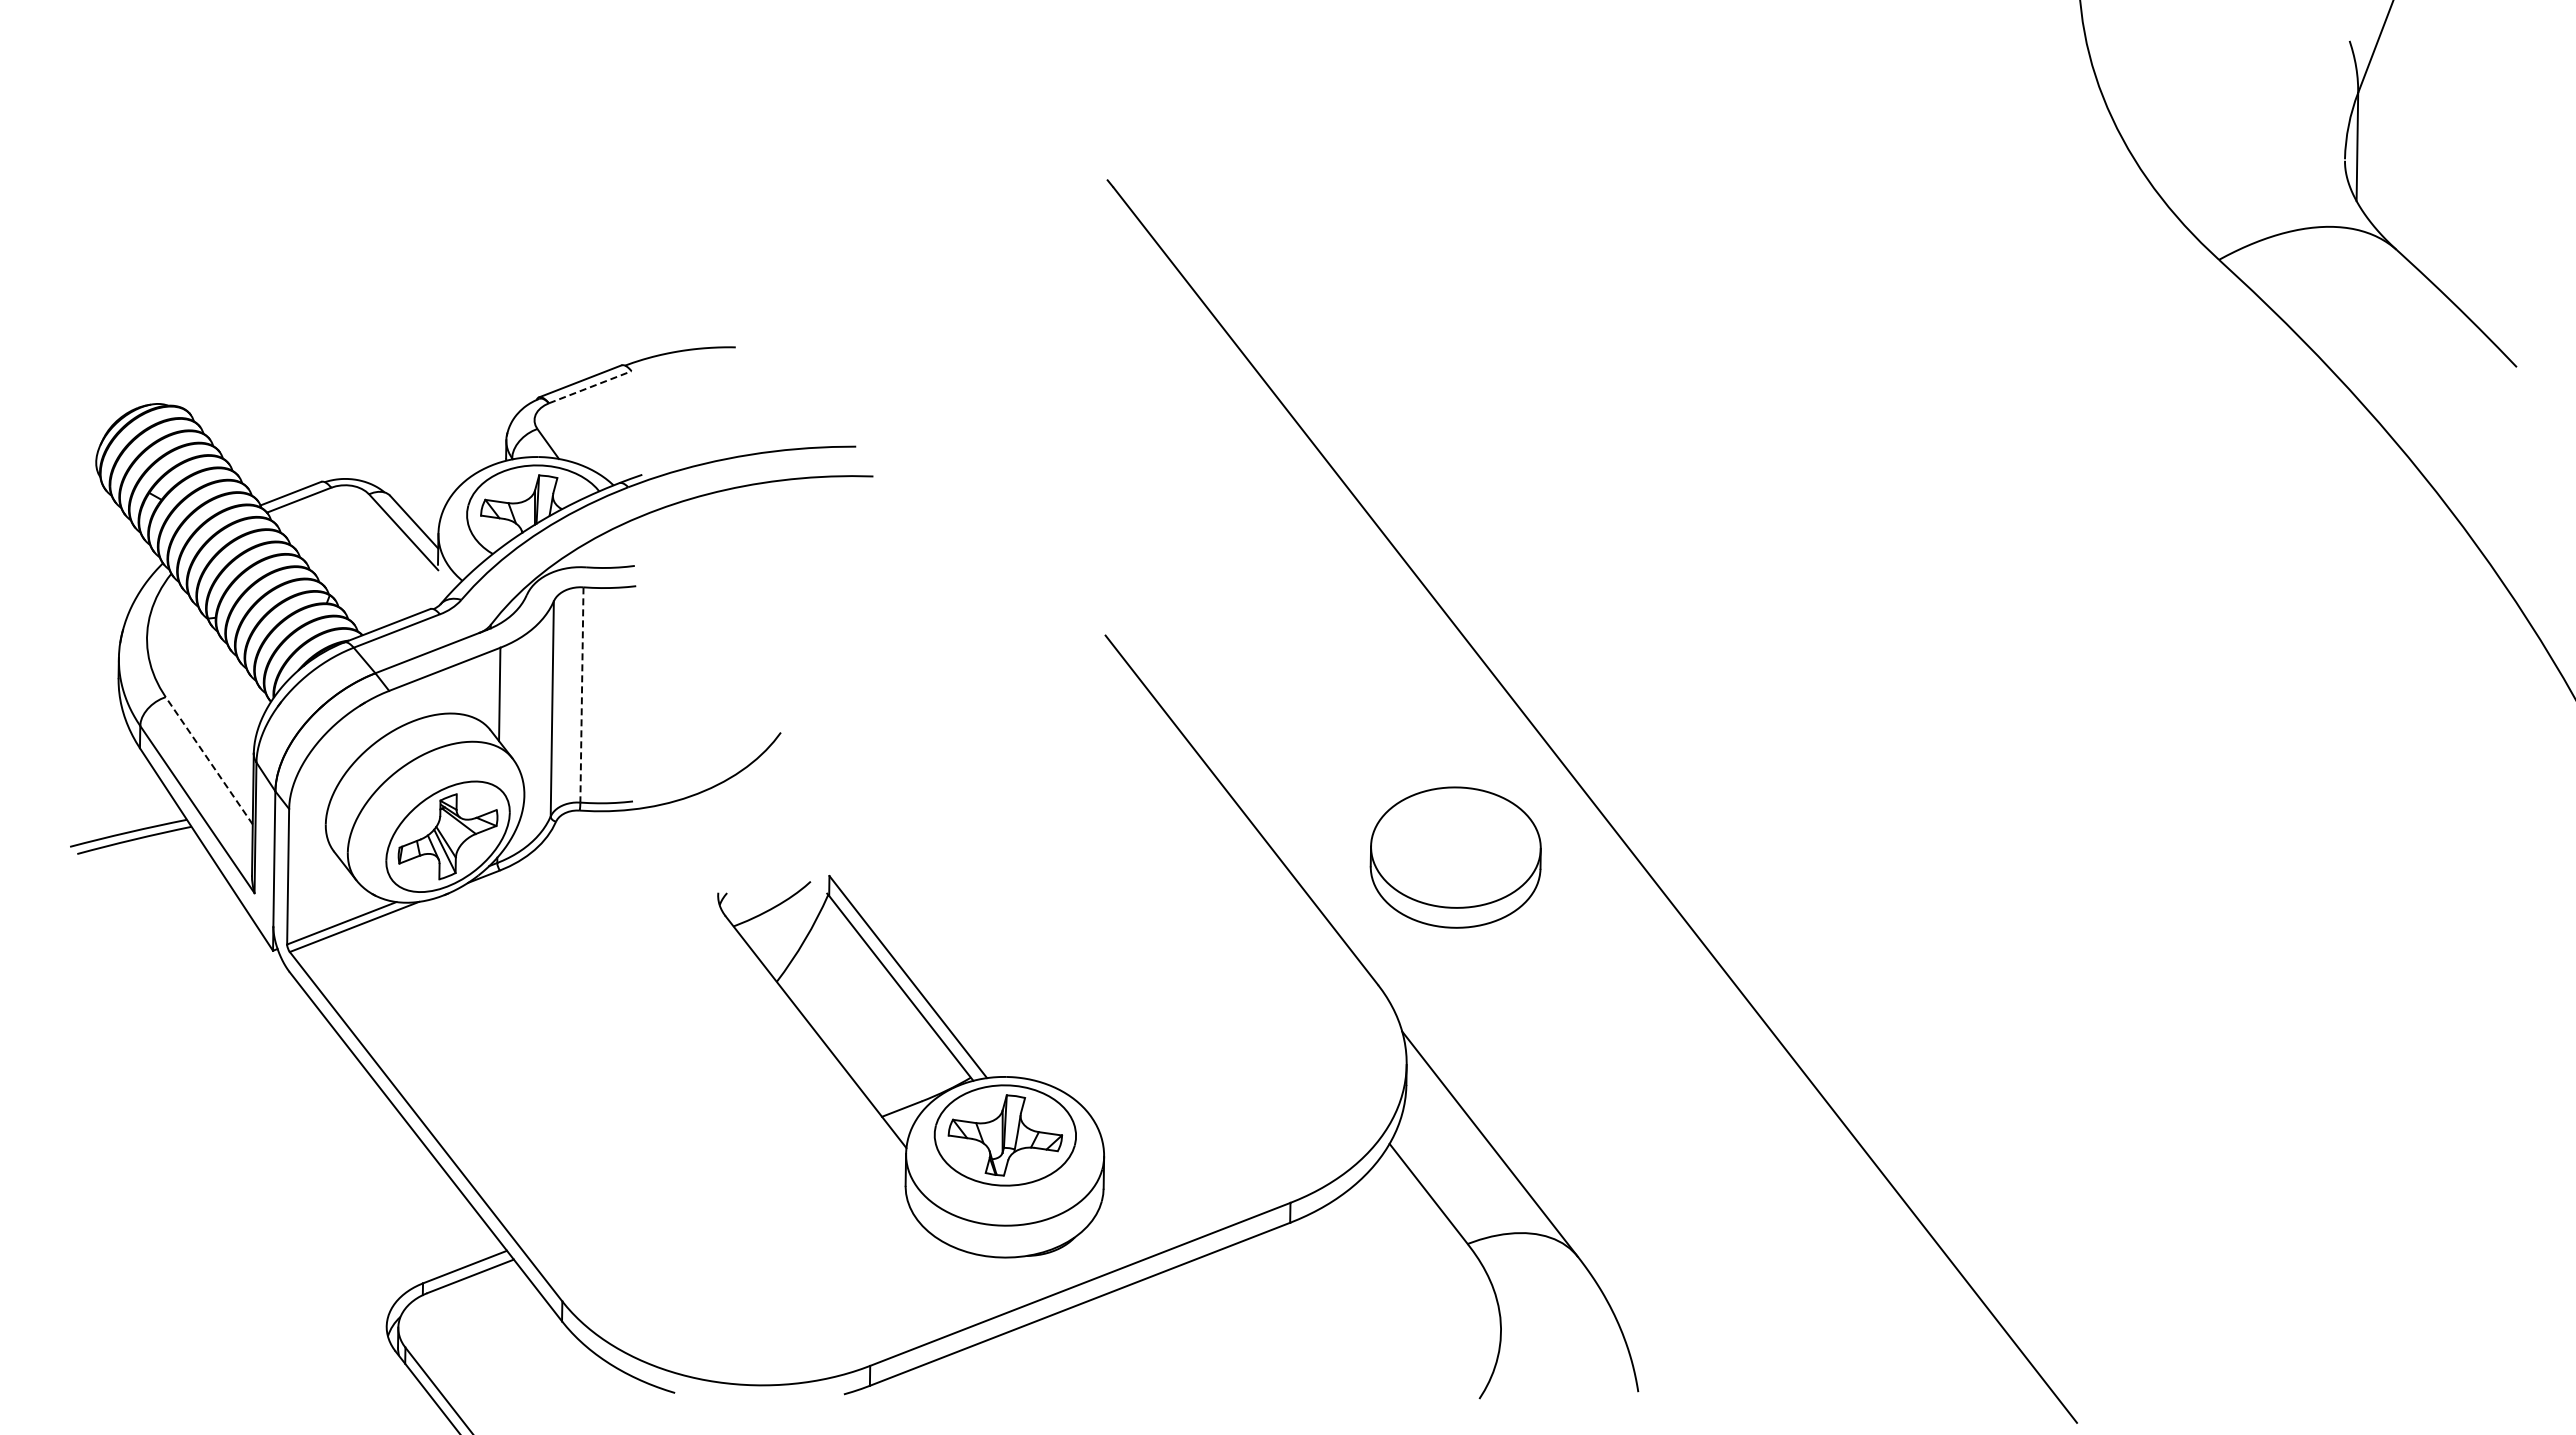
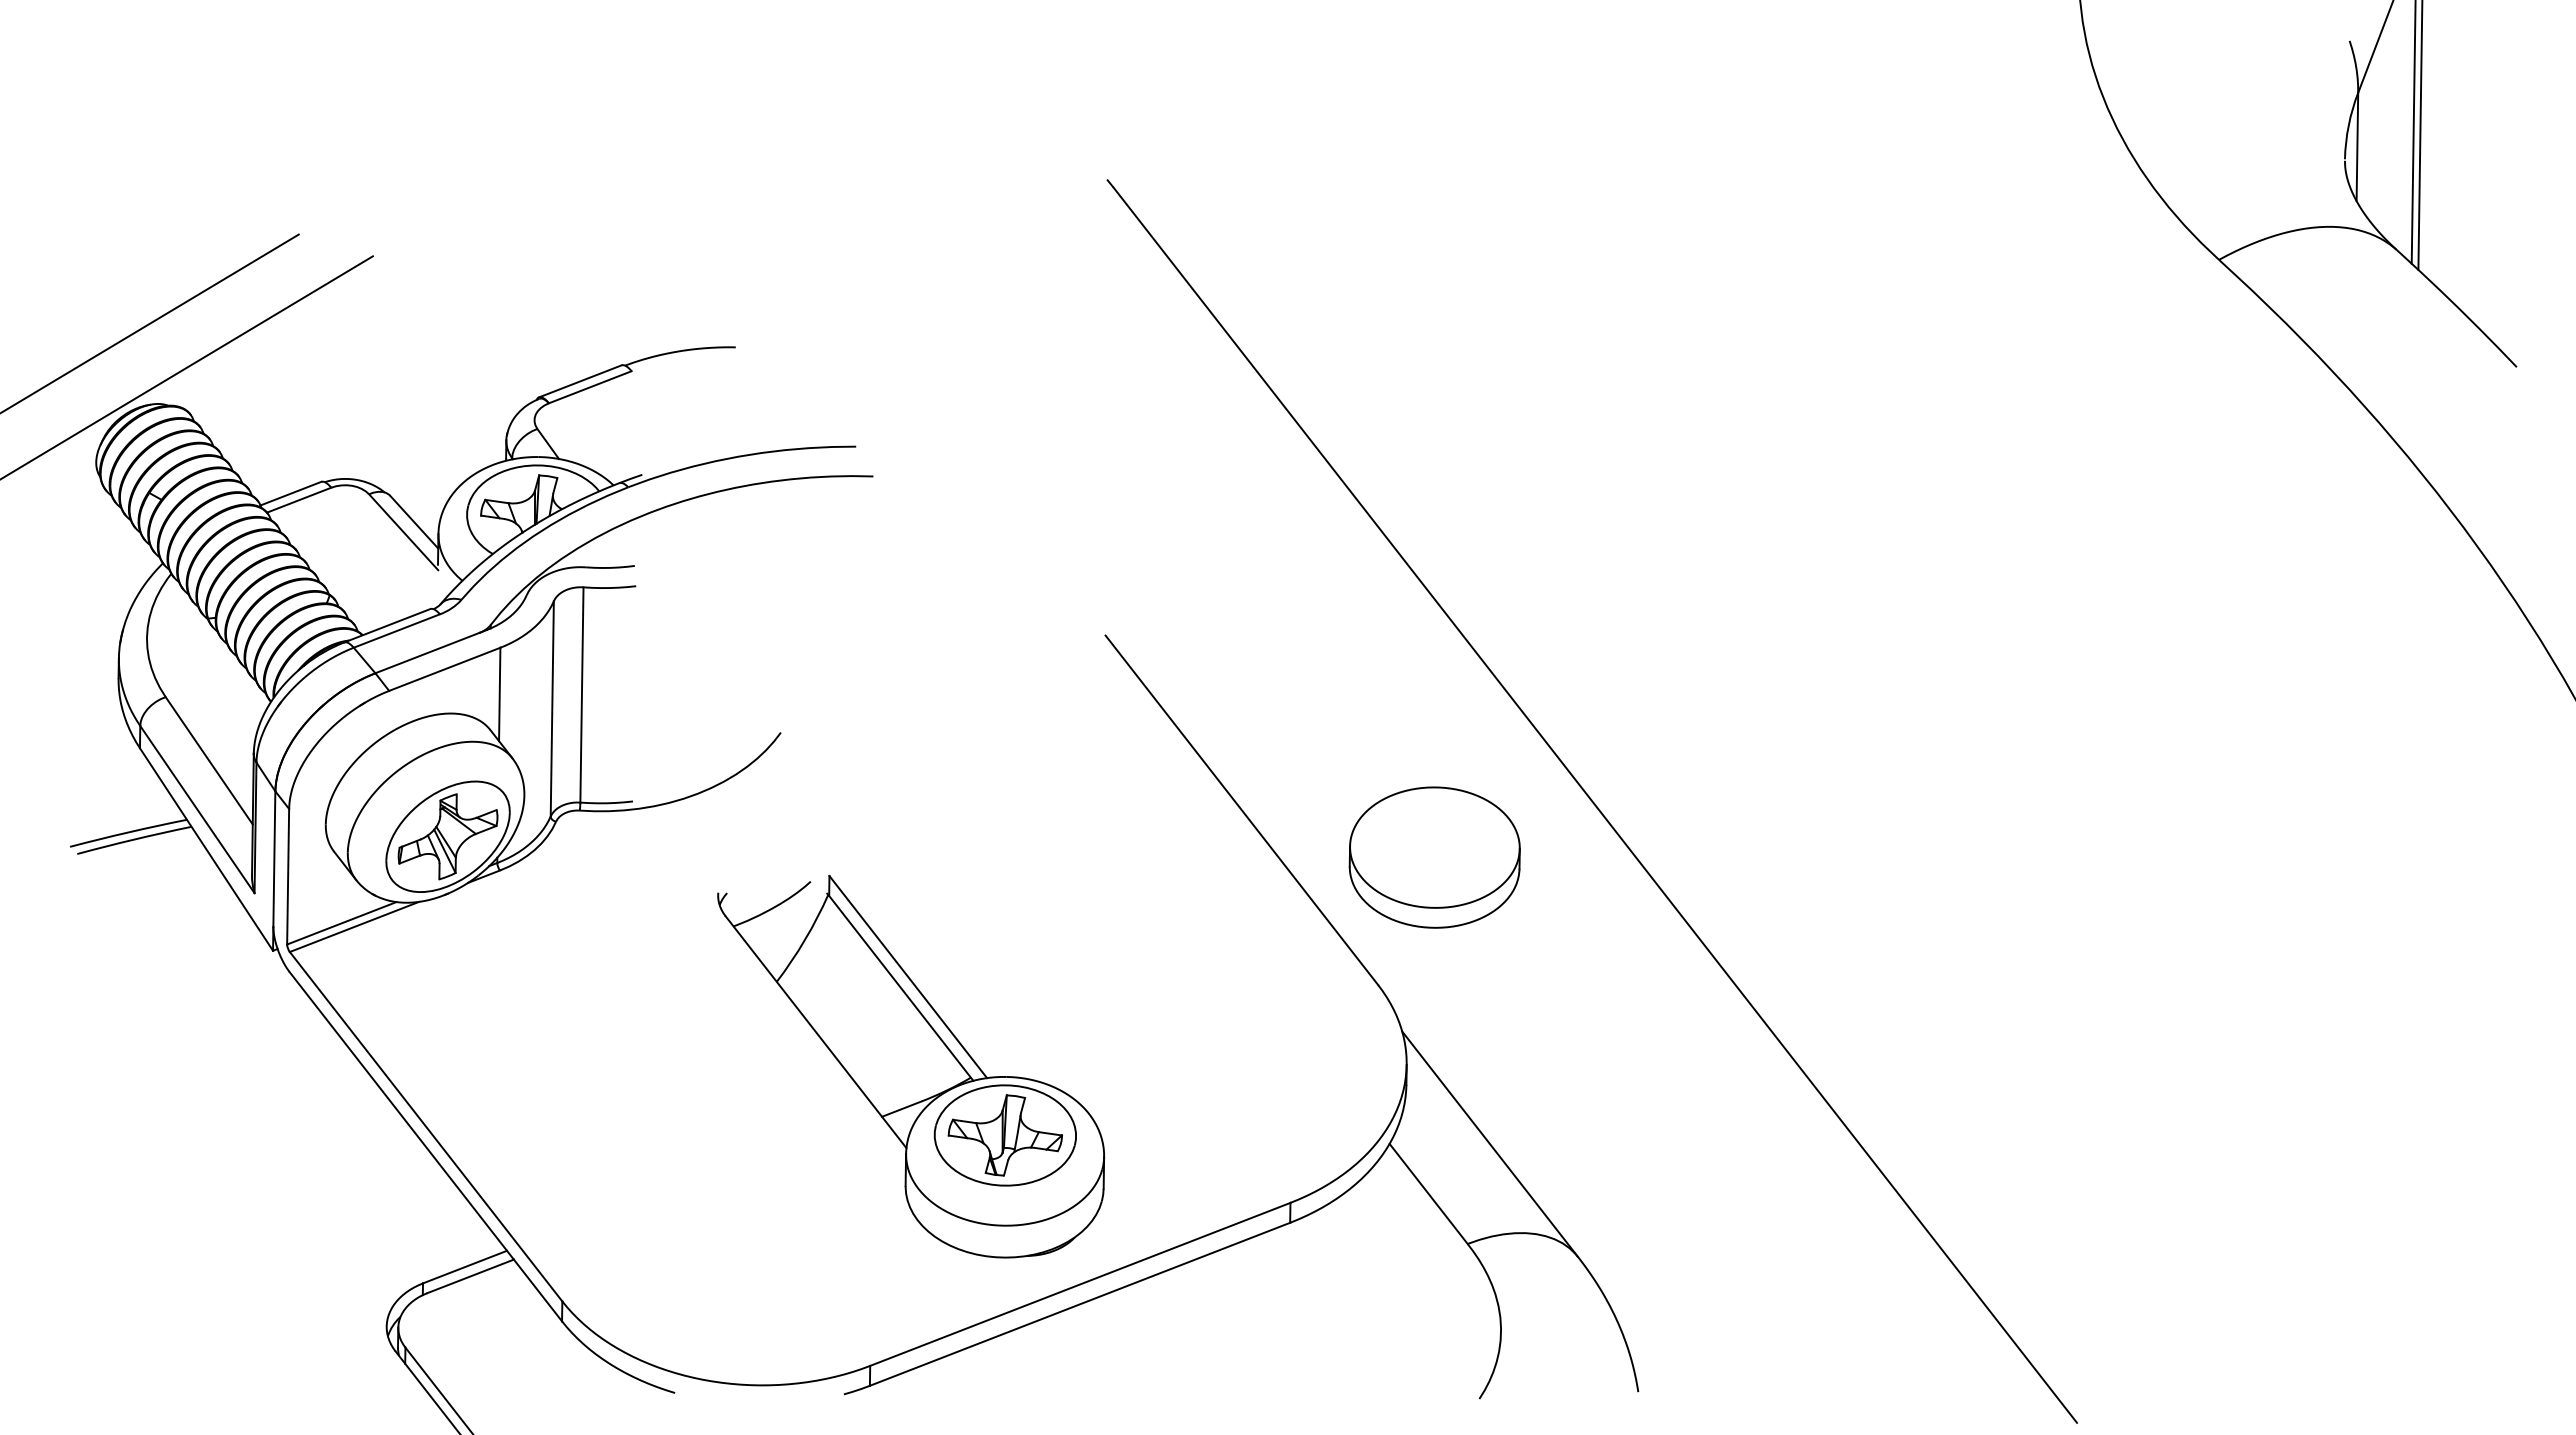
line: none -> present (2413, 132)
line: none -> present (2420, 135)
line: none -> present (150, 322)
line: none -> present (187, 367)
line: dashed -> solid (590, 387)
line: dashed -> solid (581, 694)
line: dashed -> solid (208, 760)
part position: (1455, 857) -> (1434, 857) (1434, 857)
